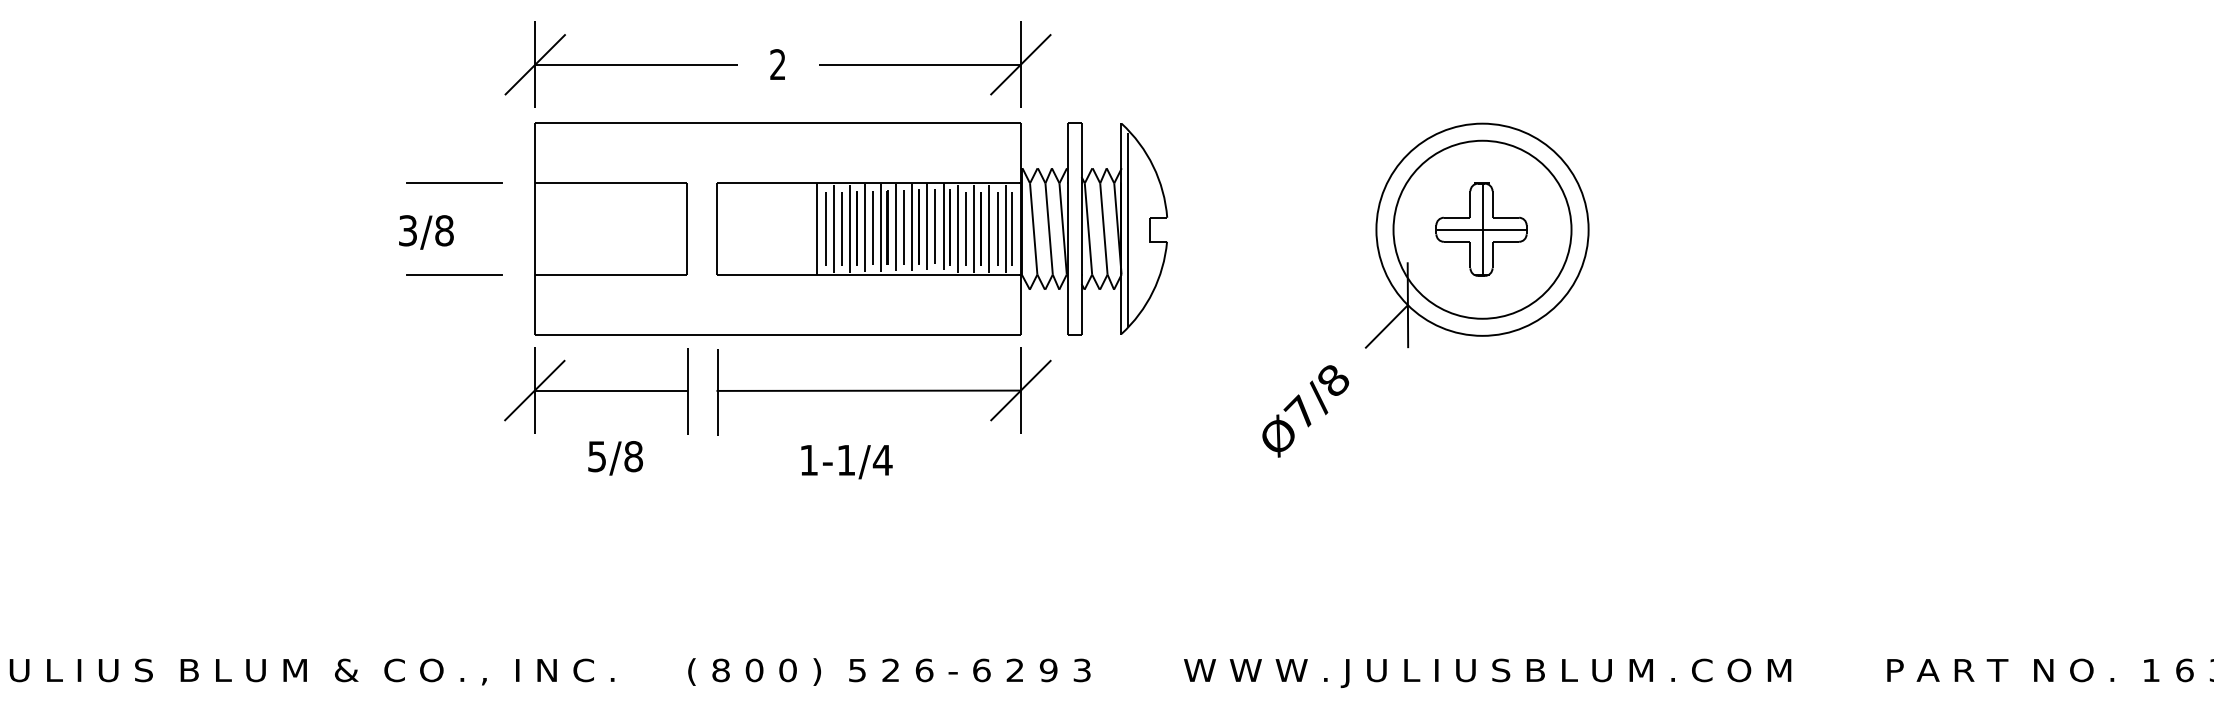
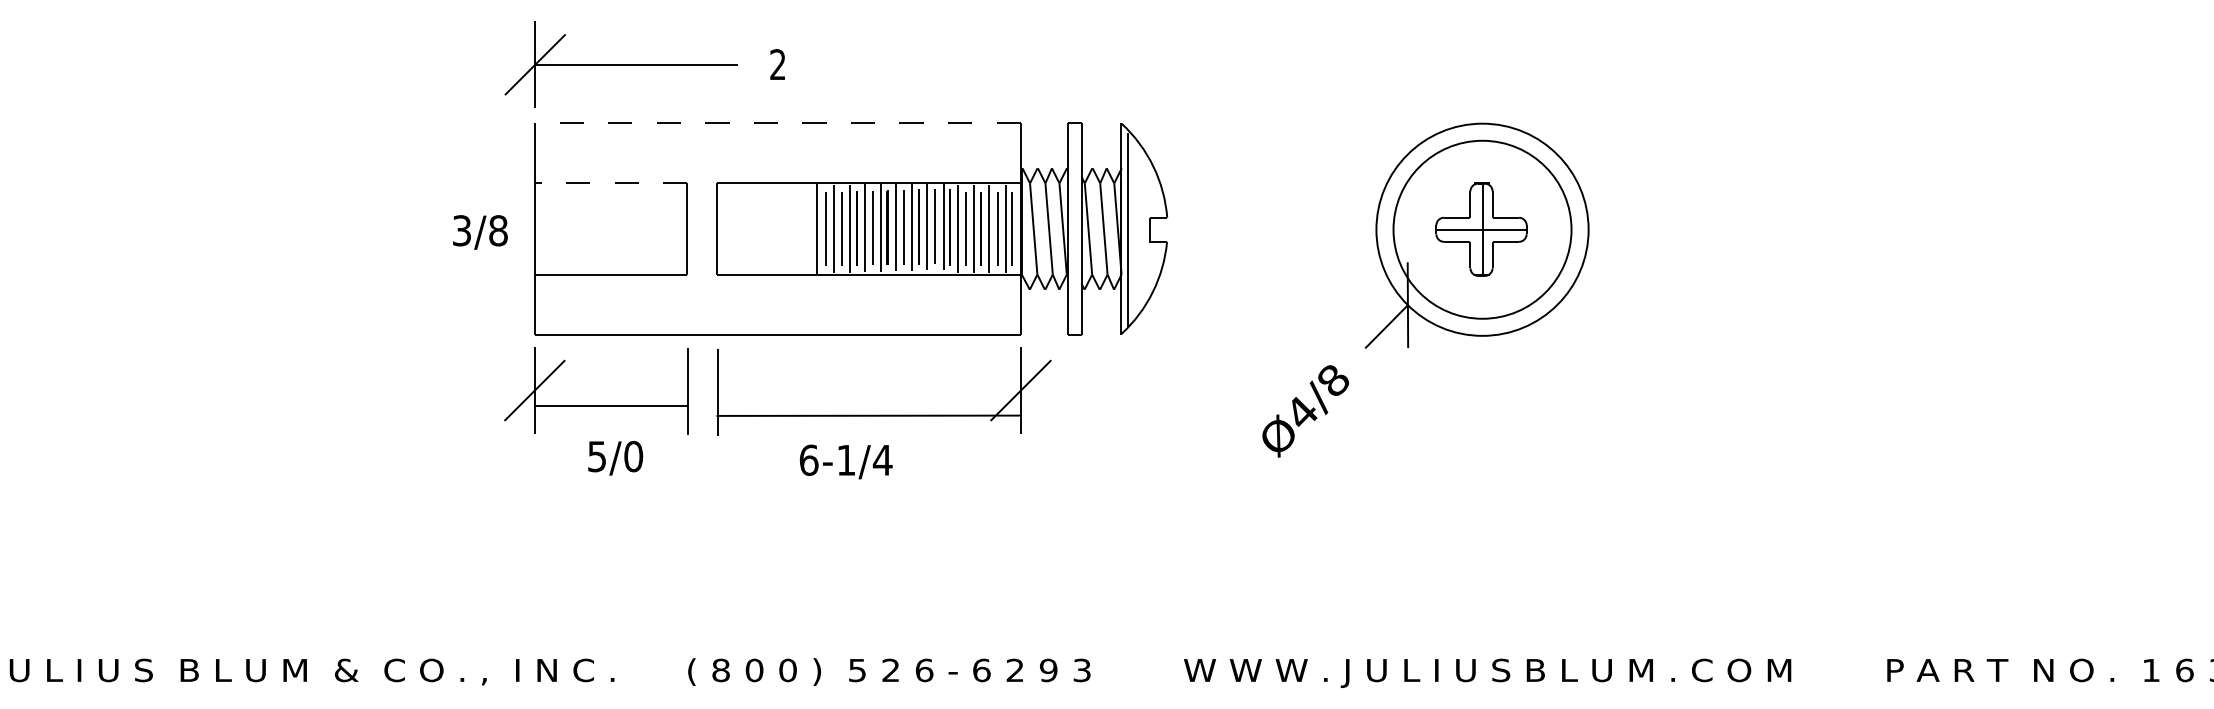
part: present -> none (935, 64)
line: solid -> dashed (778, 123)
line: present -> none (454, 182)
line: solid -> dashed (610, 182)
text position: (426, 232) -> (480, 232) (480, 232)
line: present -> none (454, 274)
line position: (610, 390) -> (610, 405) (610, 405)
line position: (868, 390) -> (868, 415) (868, 415)
text: Ø7/8 -> Ø4/8 (1300, 410)
text: 5/8 -> 5/0 (633, 456)
text: 1-1/4 -> 6-1/4 (808, 459)
